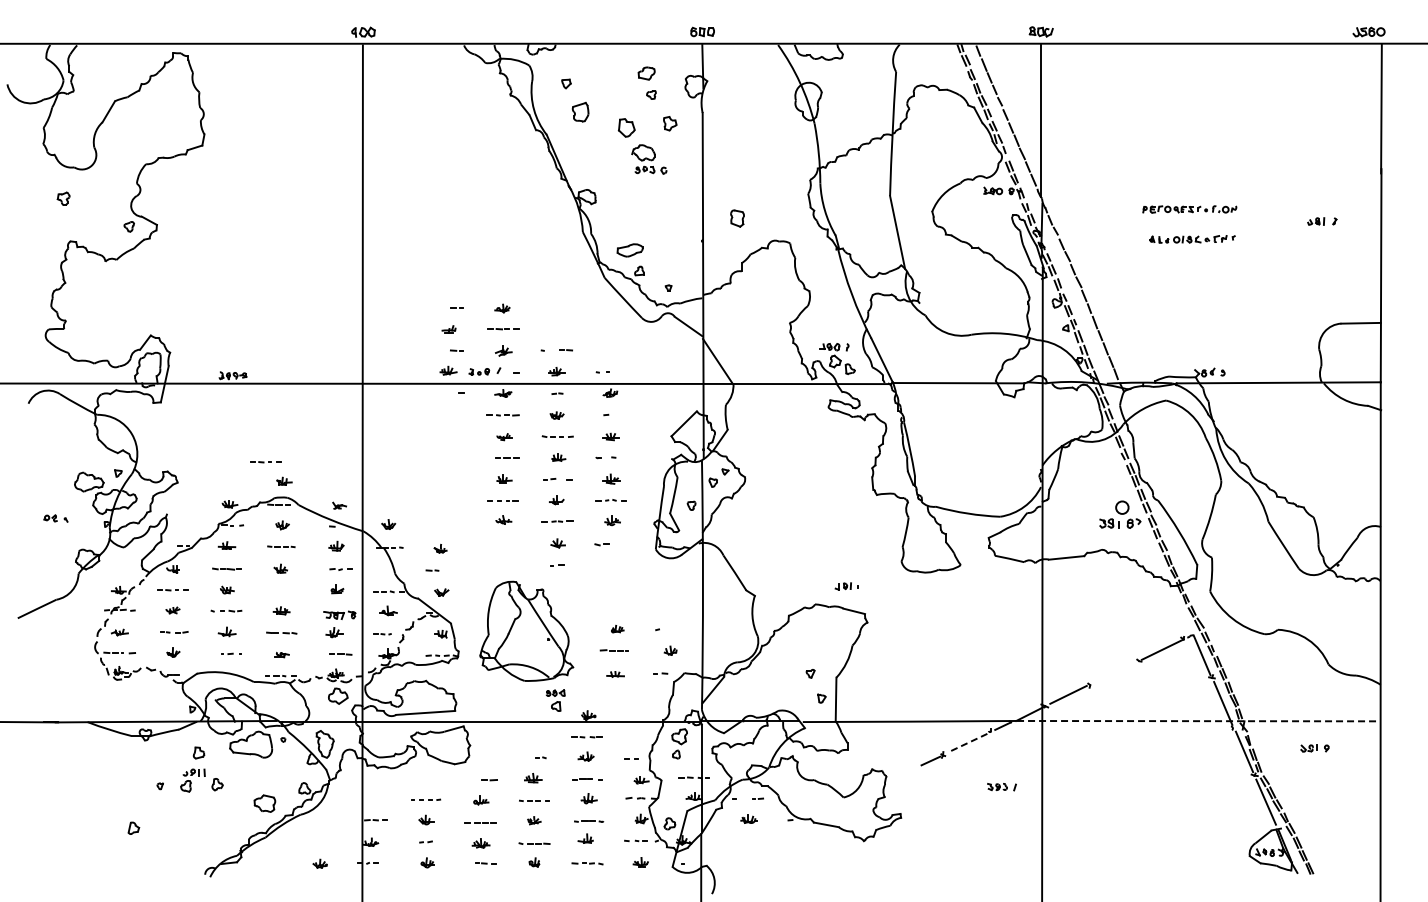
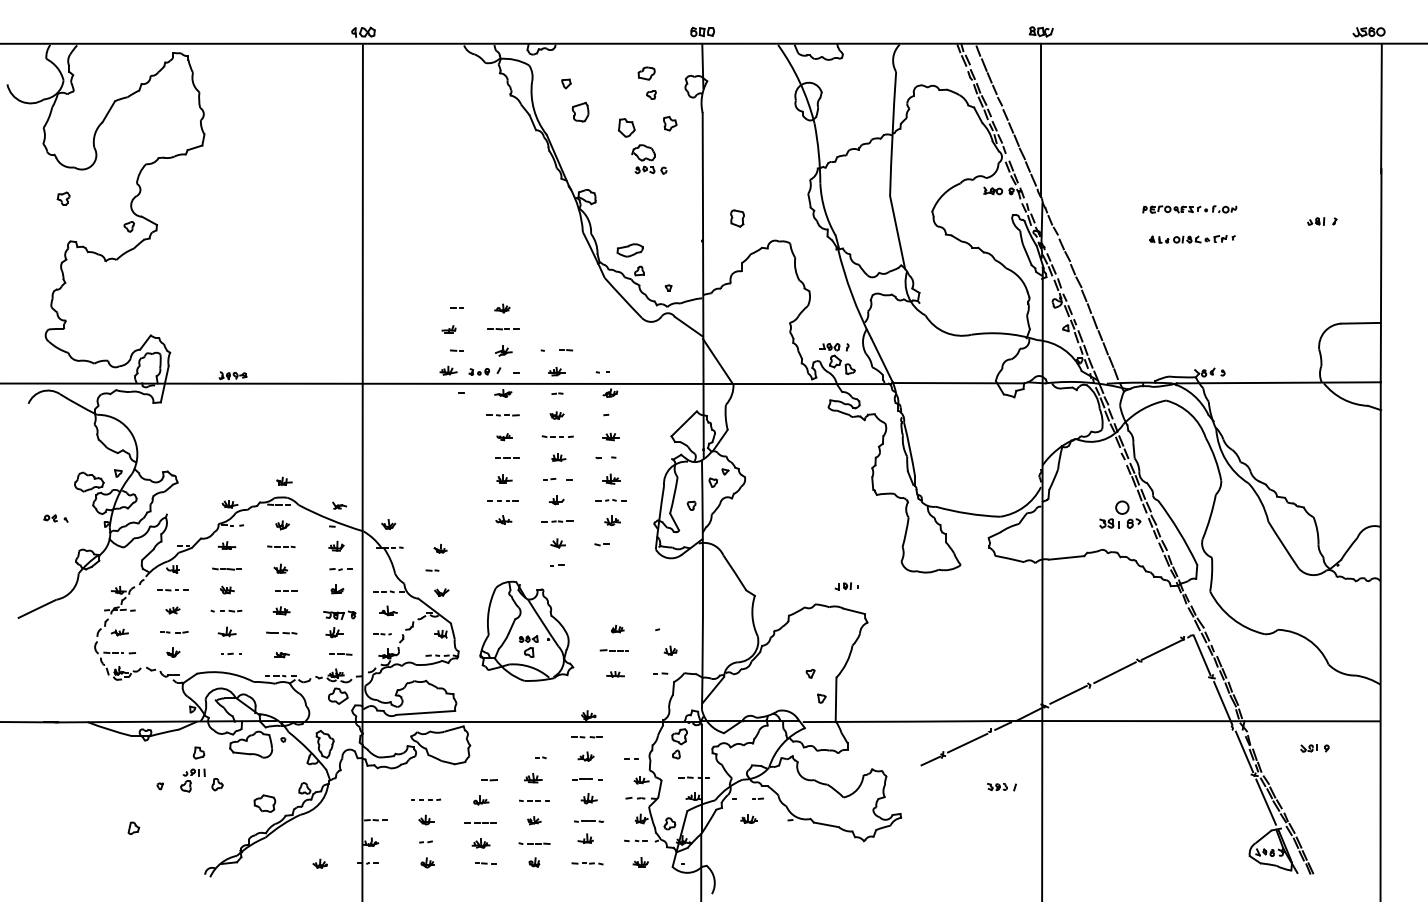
part: present -> none (265, 462)
line: none -> present (286, 590)
line: none -> present (1114, 672)
part position: (555, 700) -> (528, 646) (528, 646)
line: dashed -> solid (1198, 721)
line: dashed -> solid (967, 743)
